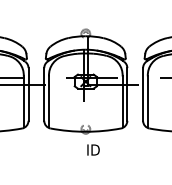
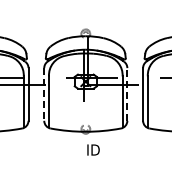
line: solid -> dashed (127, 93)
line: solid -> dashed (44, 94)
